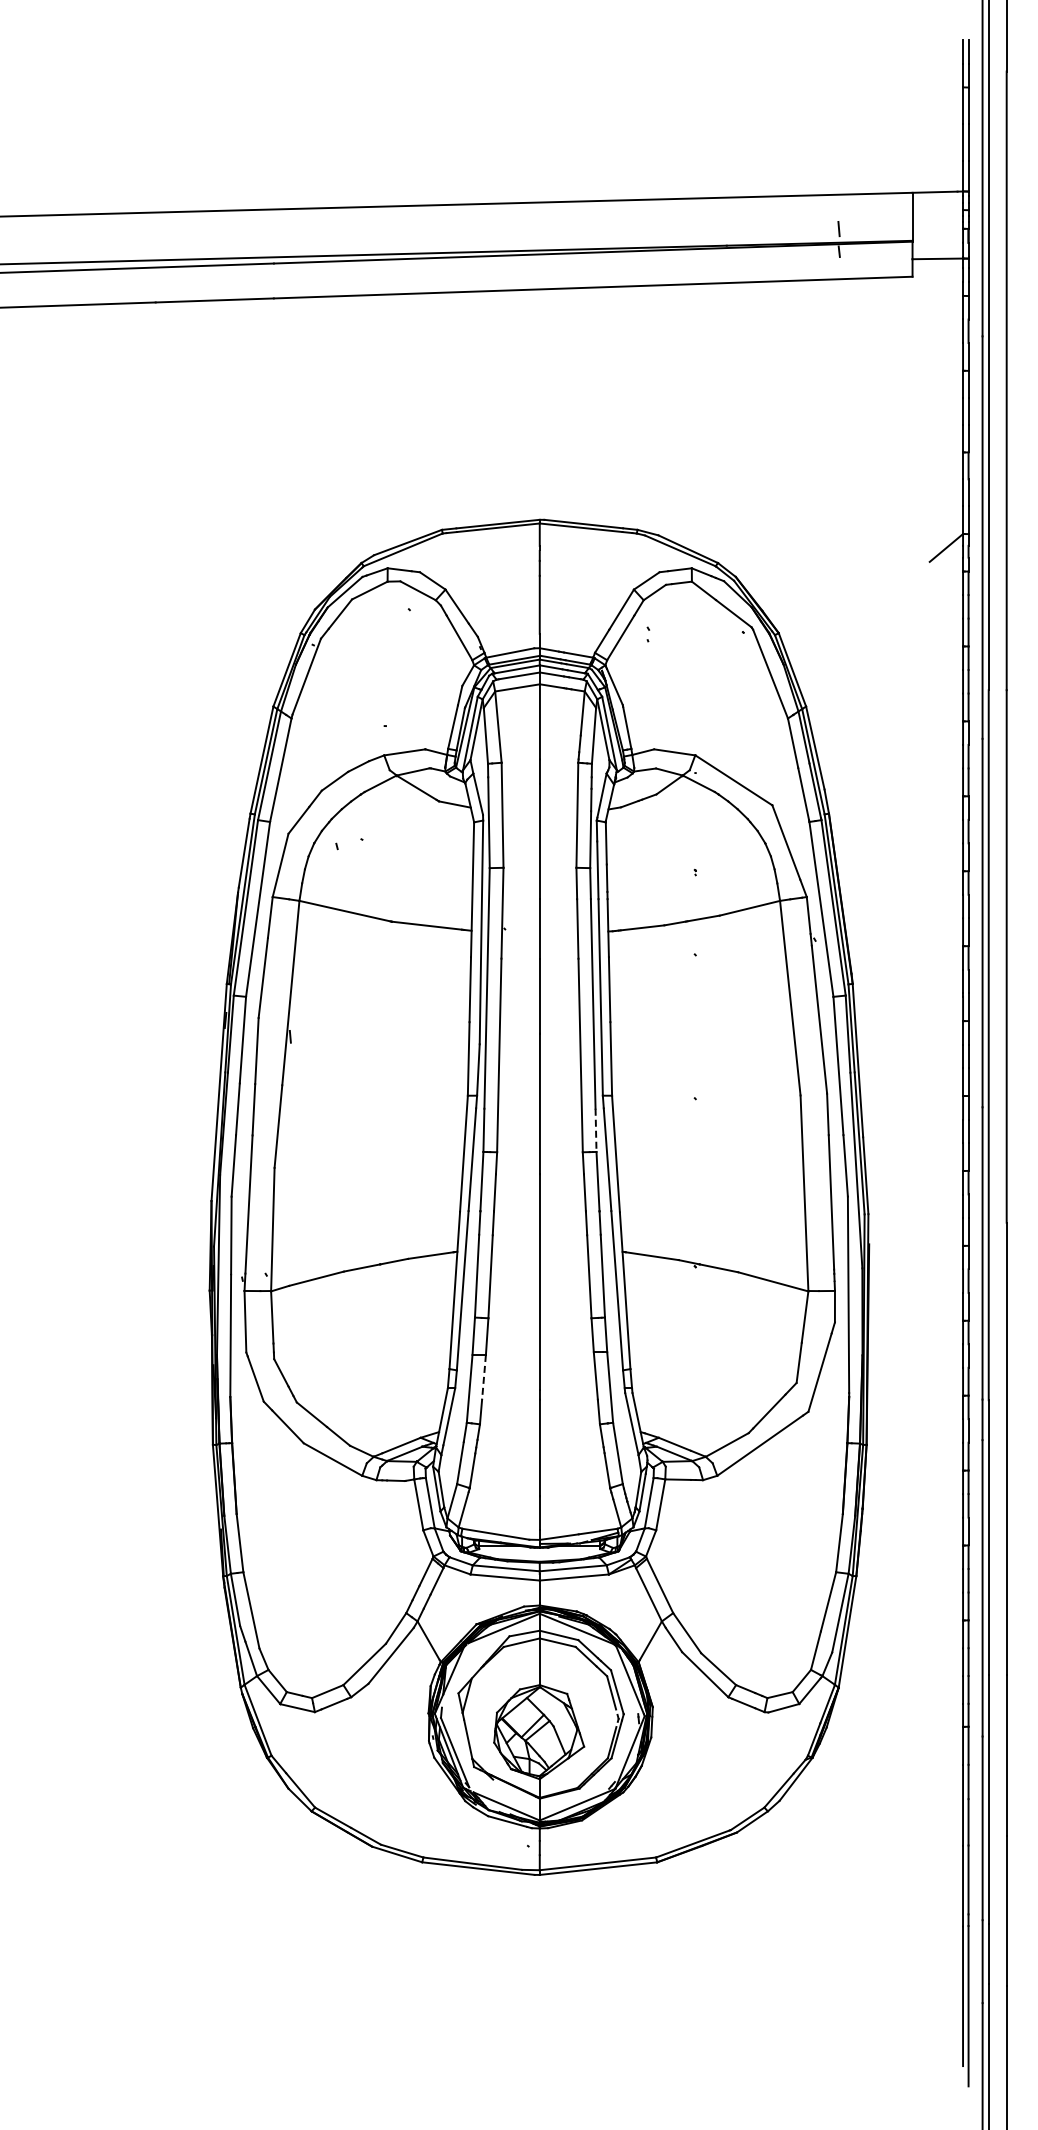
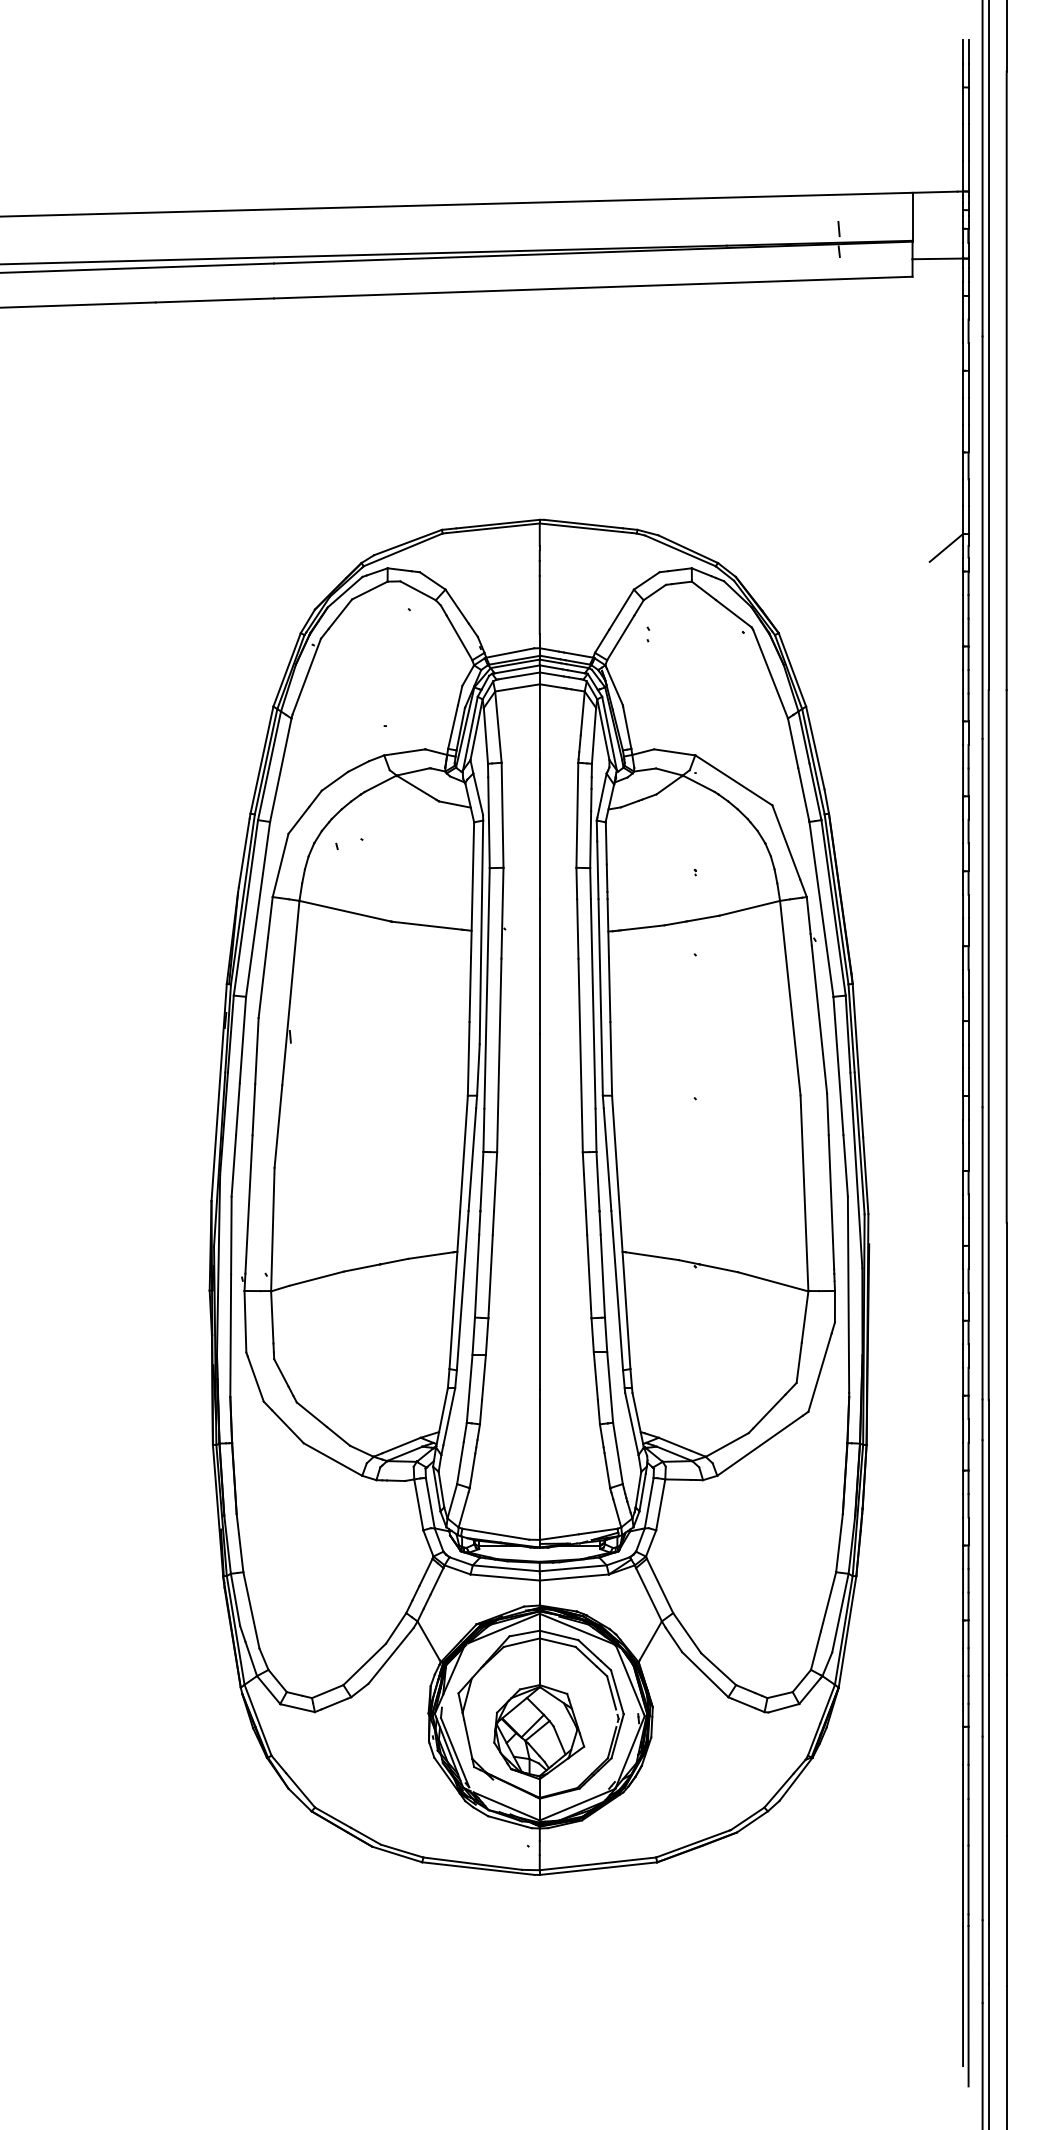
line: dashed -> solid (596, 1130)
line: dashed -> solid (483, 1377)
